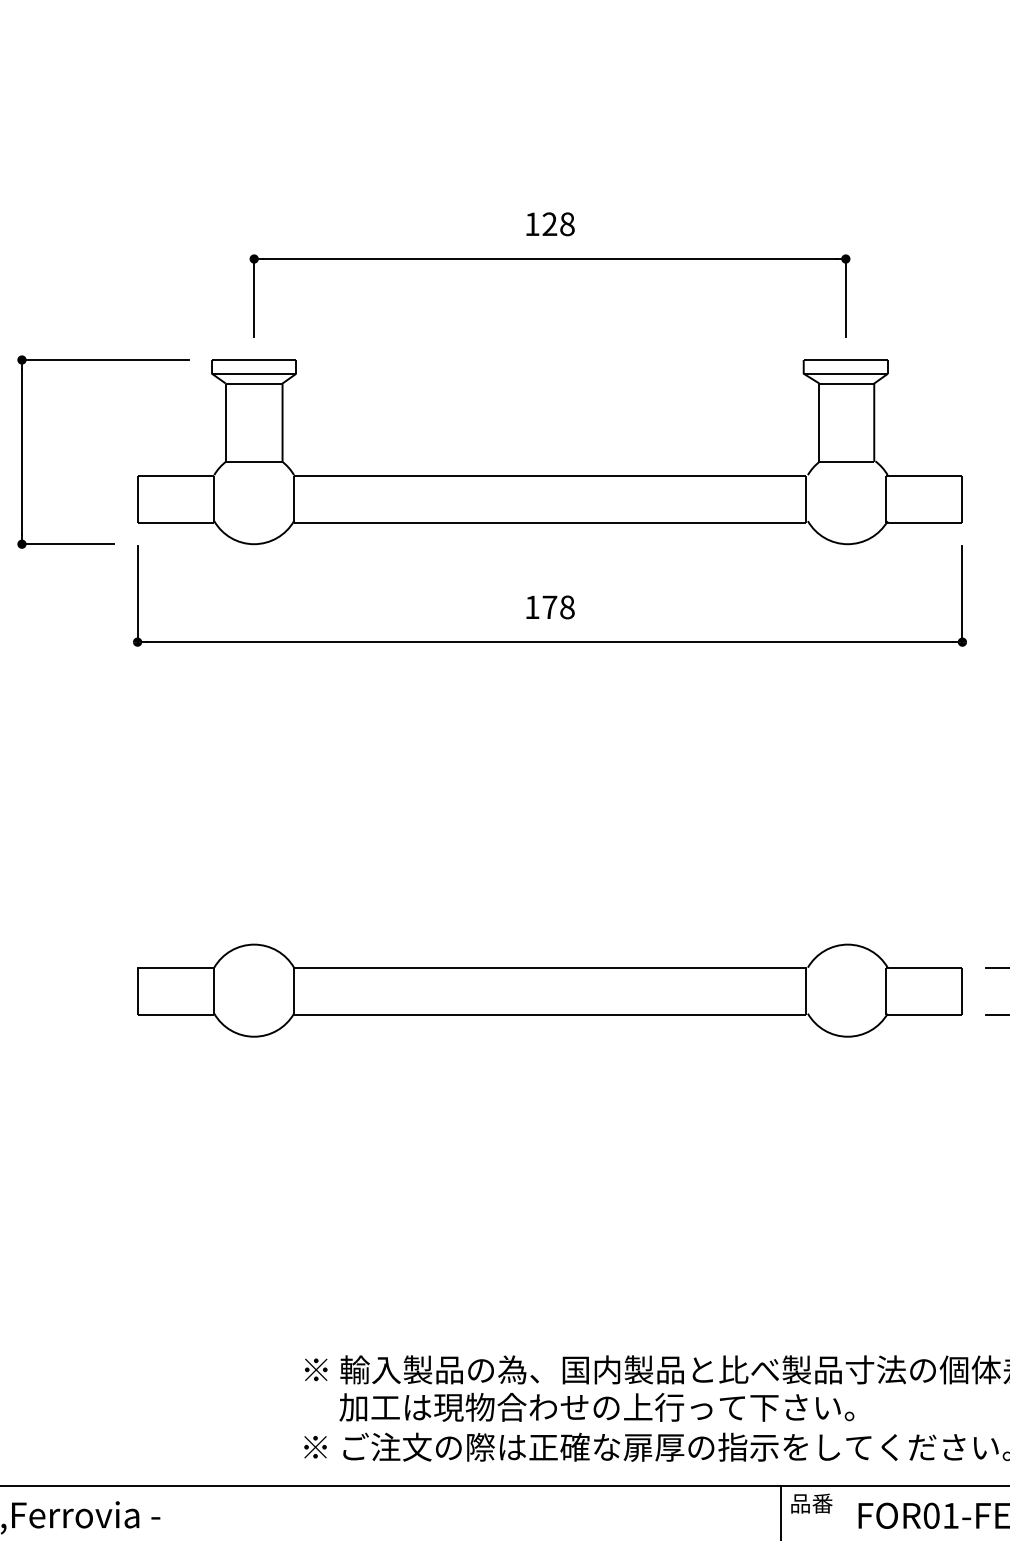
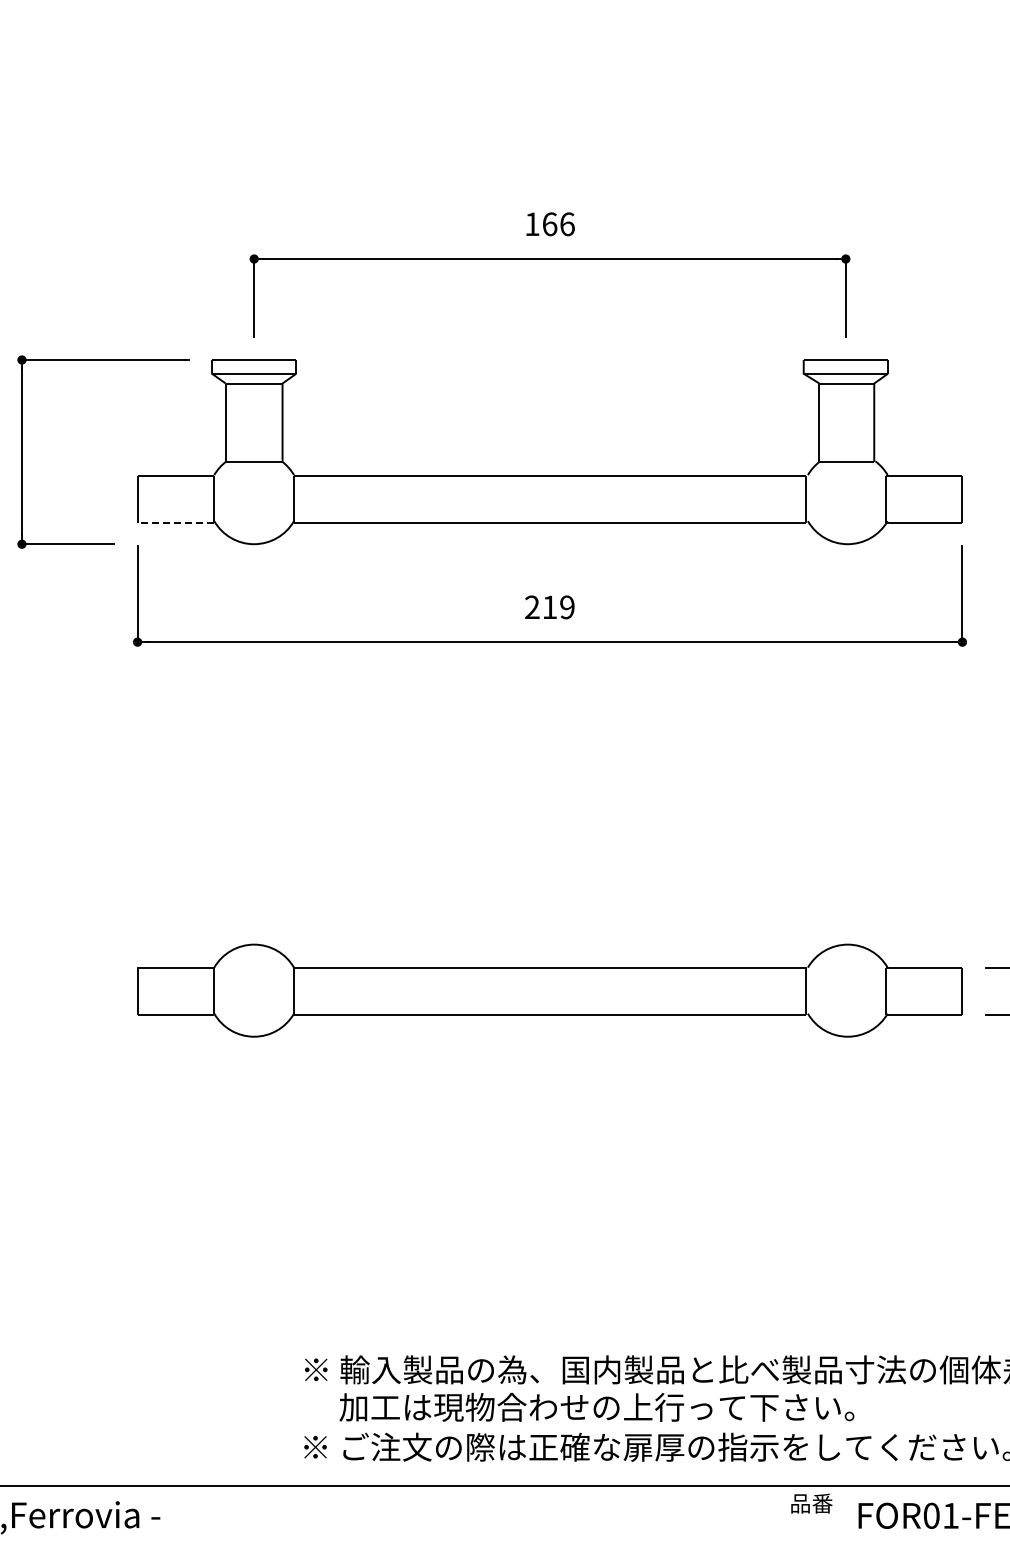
text: 128 -> 166 (558, 224)
line: solid -> dashed (175, 522)
text: 178 -> 219 (549, 607)
line: present -> none (781, 1511)
